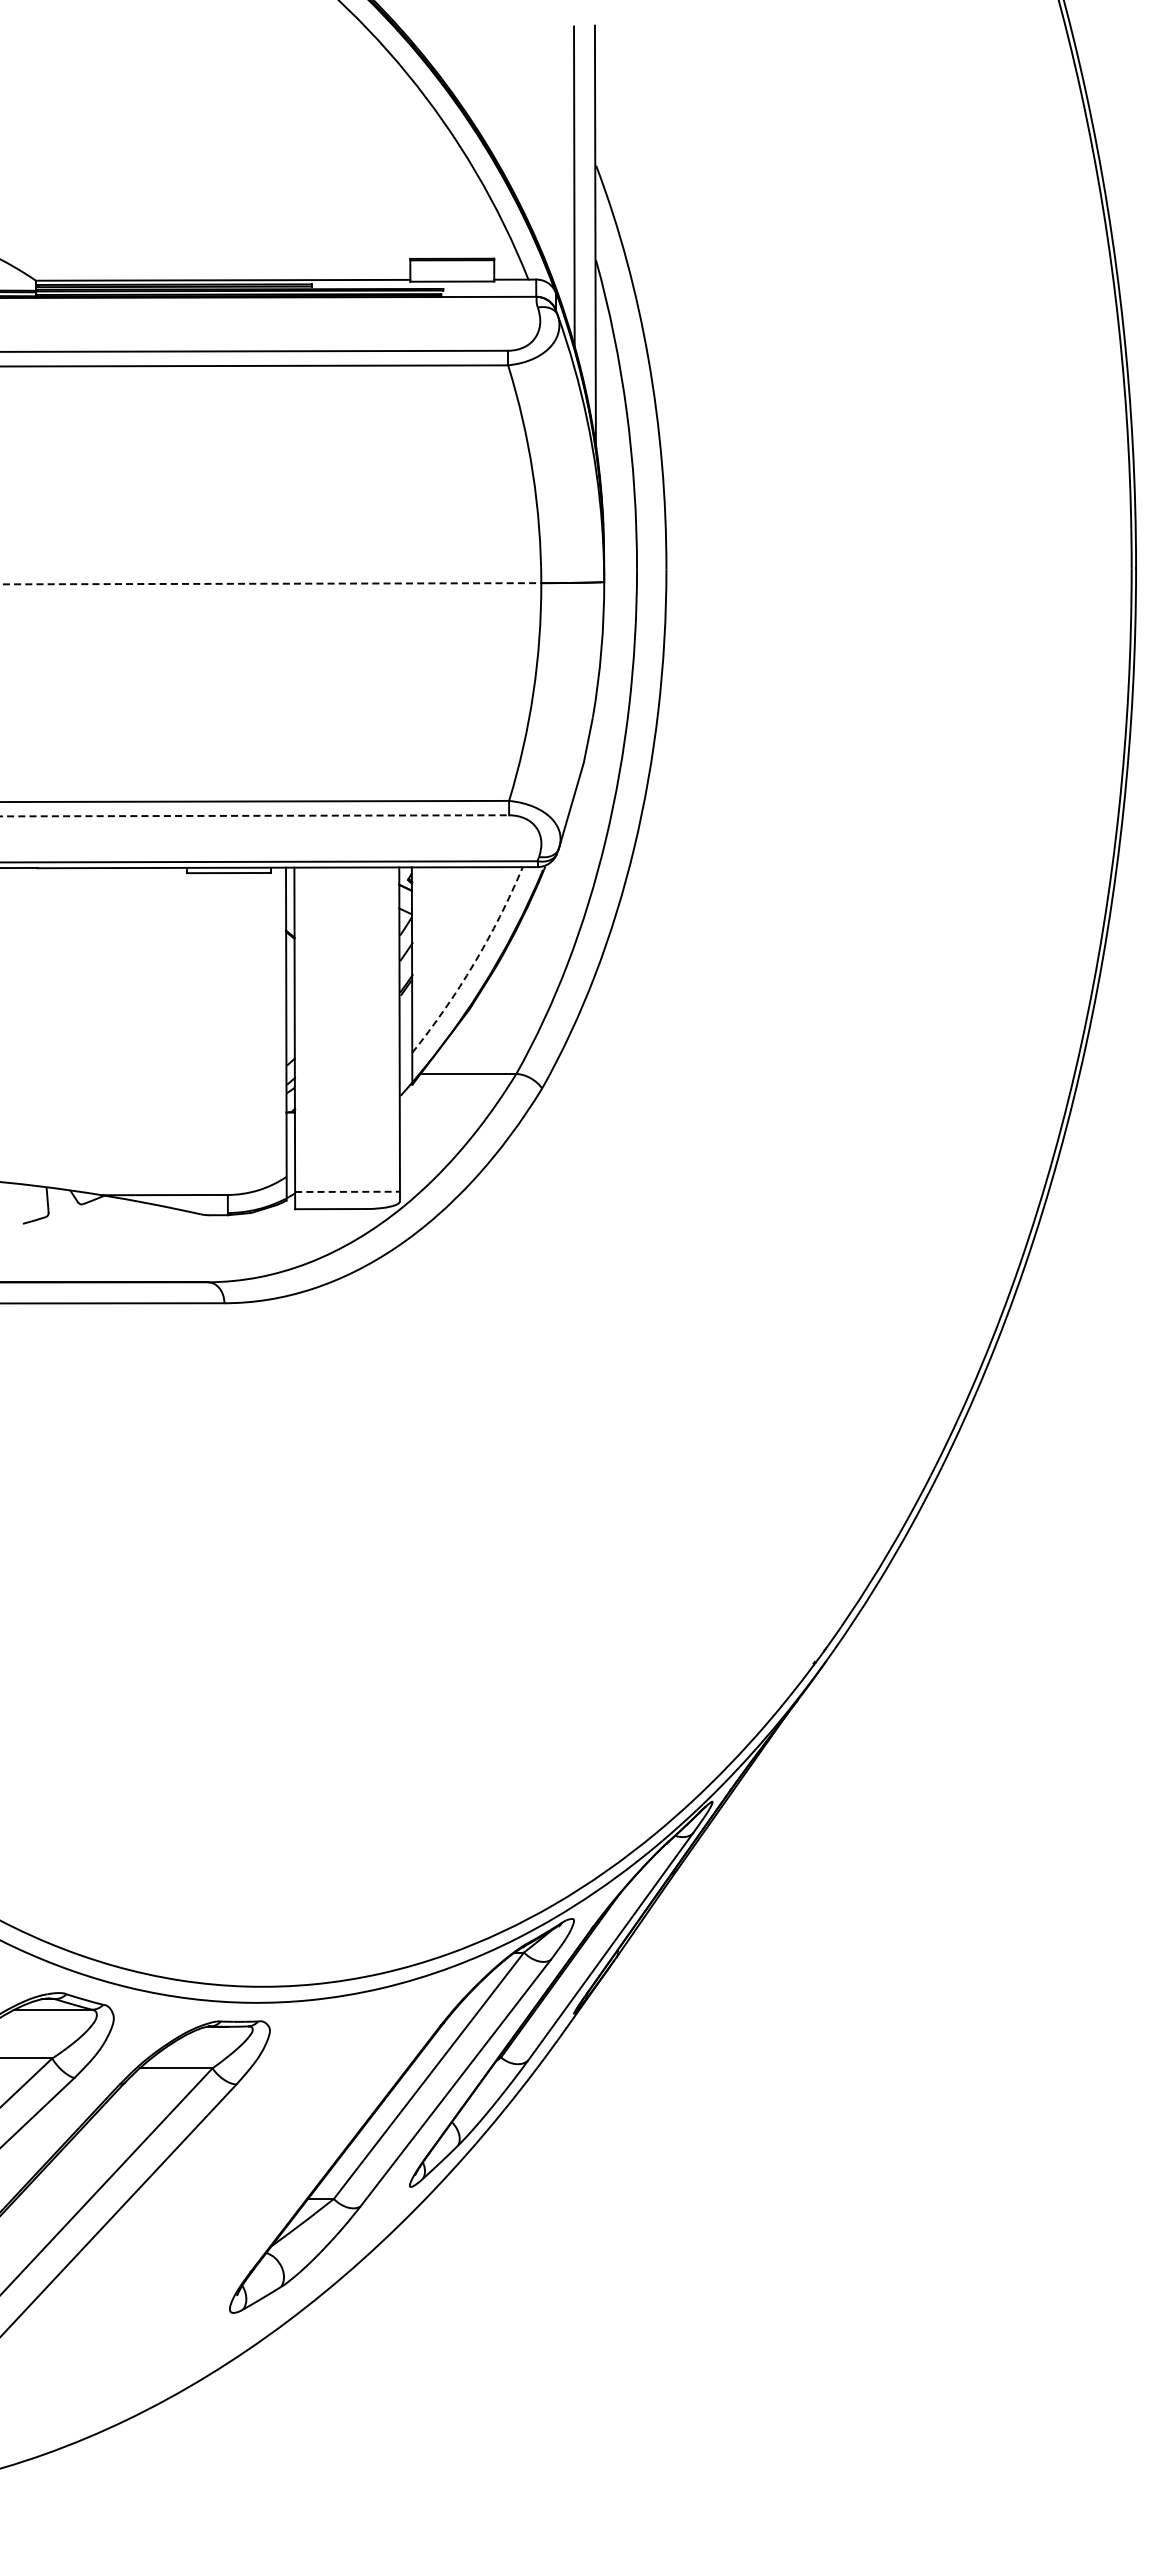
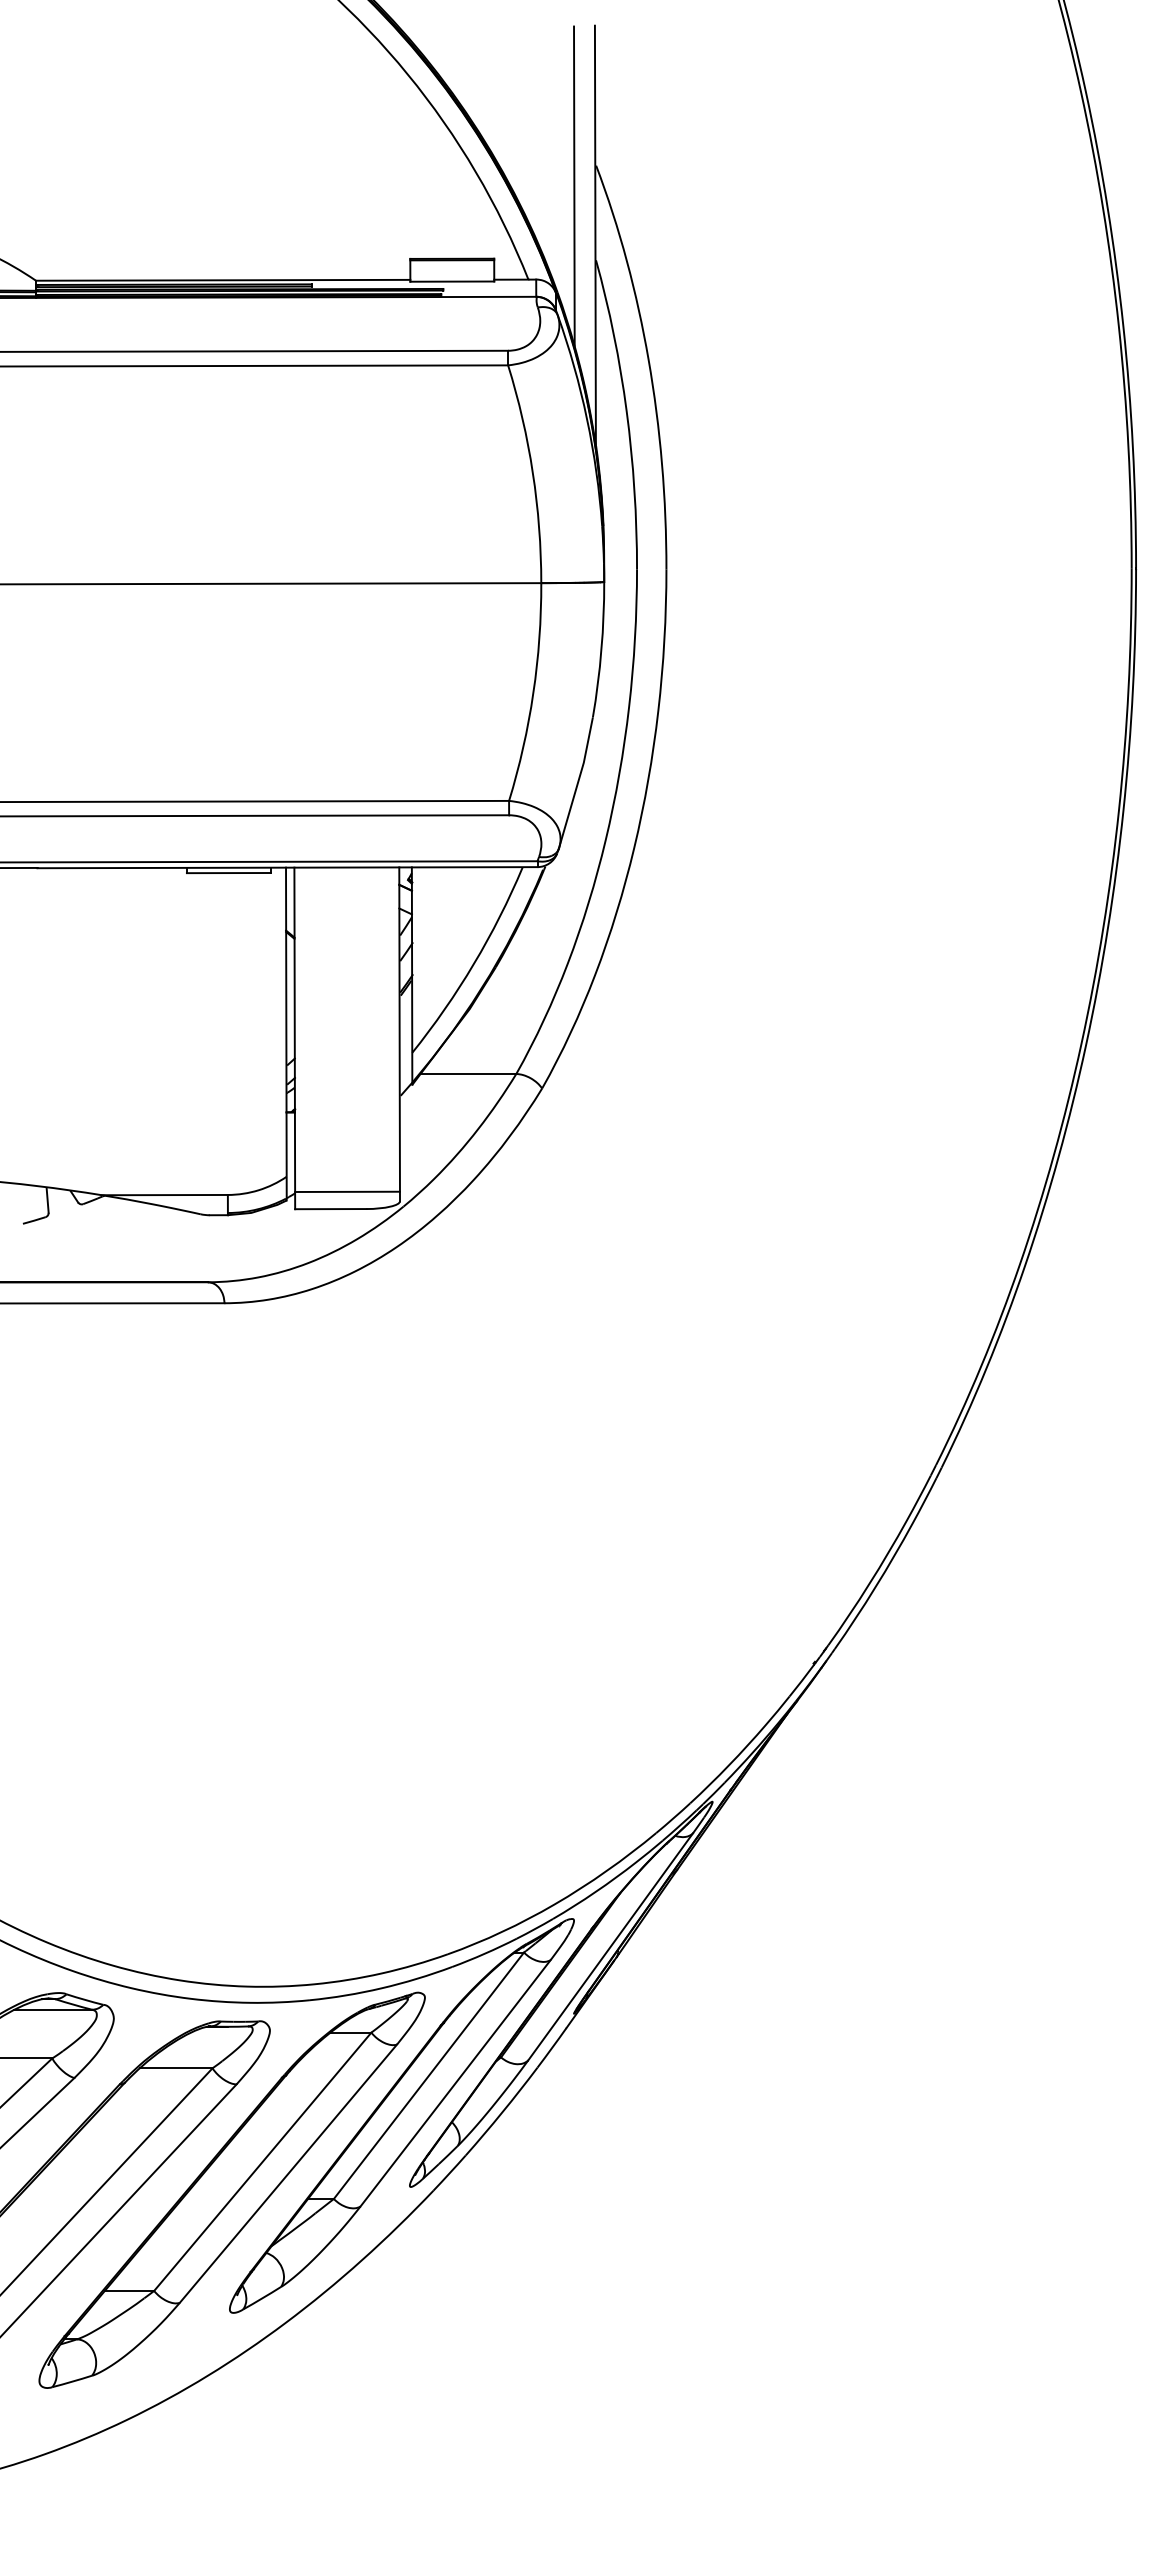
line: dashed -> solid (271, 583)
line: dashed -> solid (255, 815)
arc: dashed -> solid (473, 963)
line: dashed -> solid (348, 1191)
part: none -> present (231, 2189)
